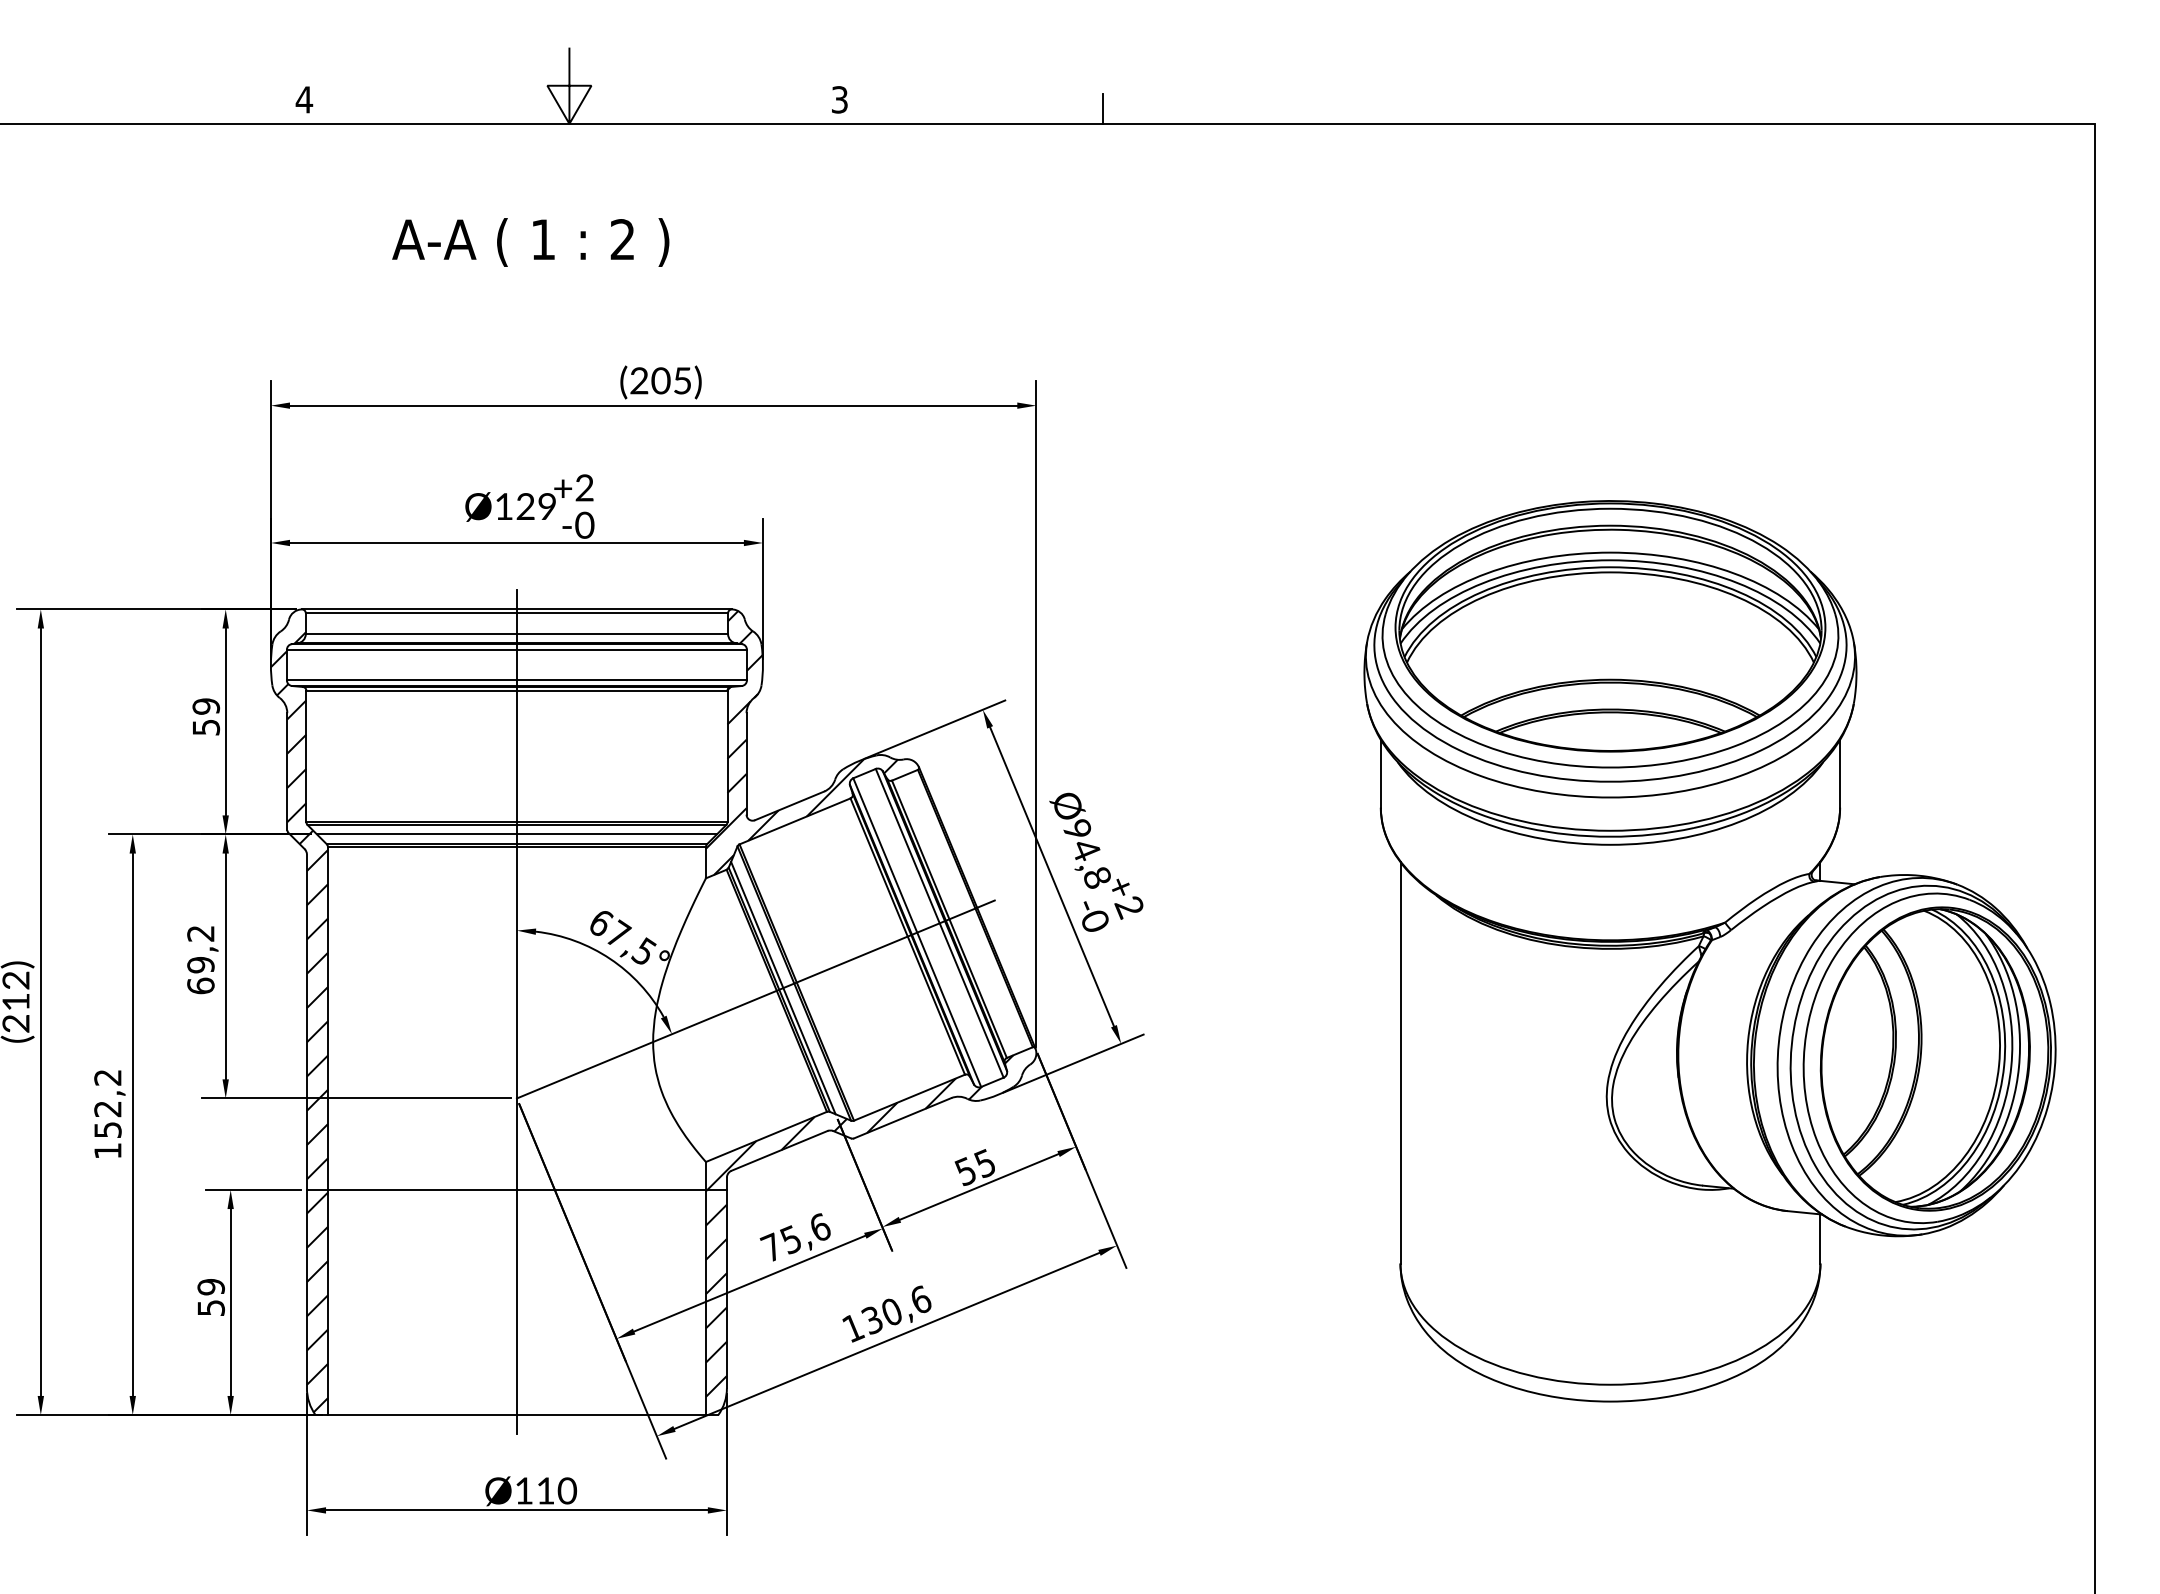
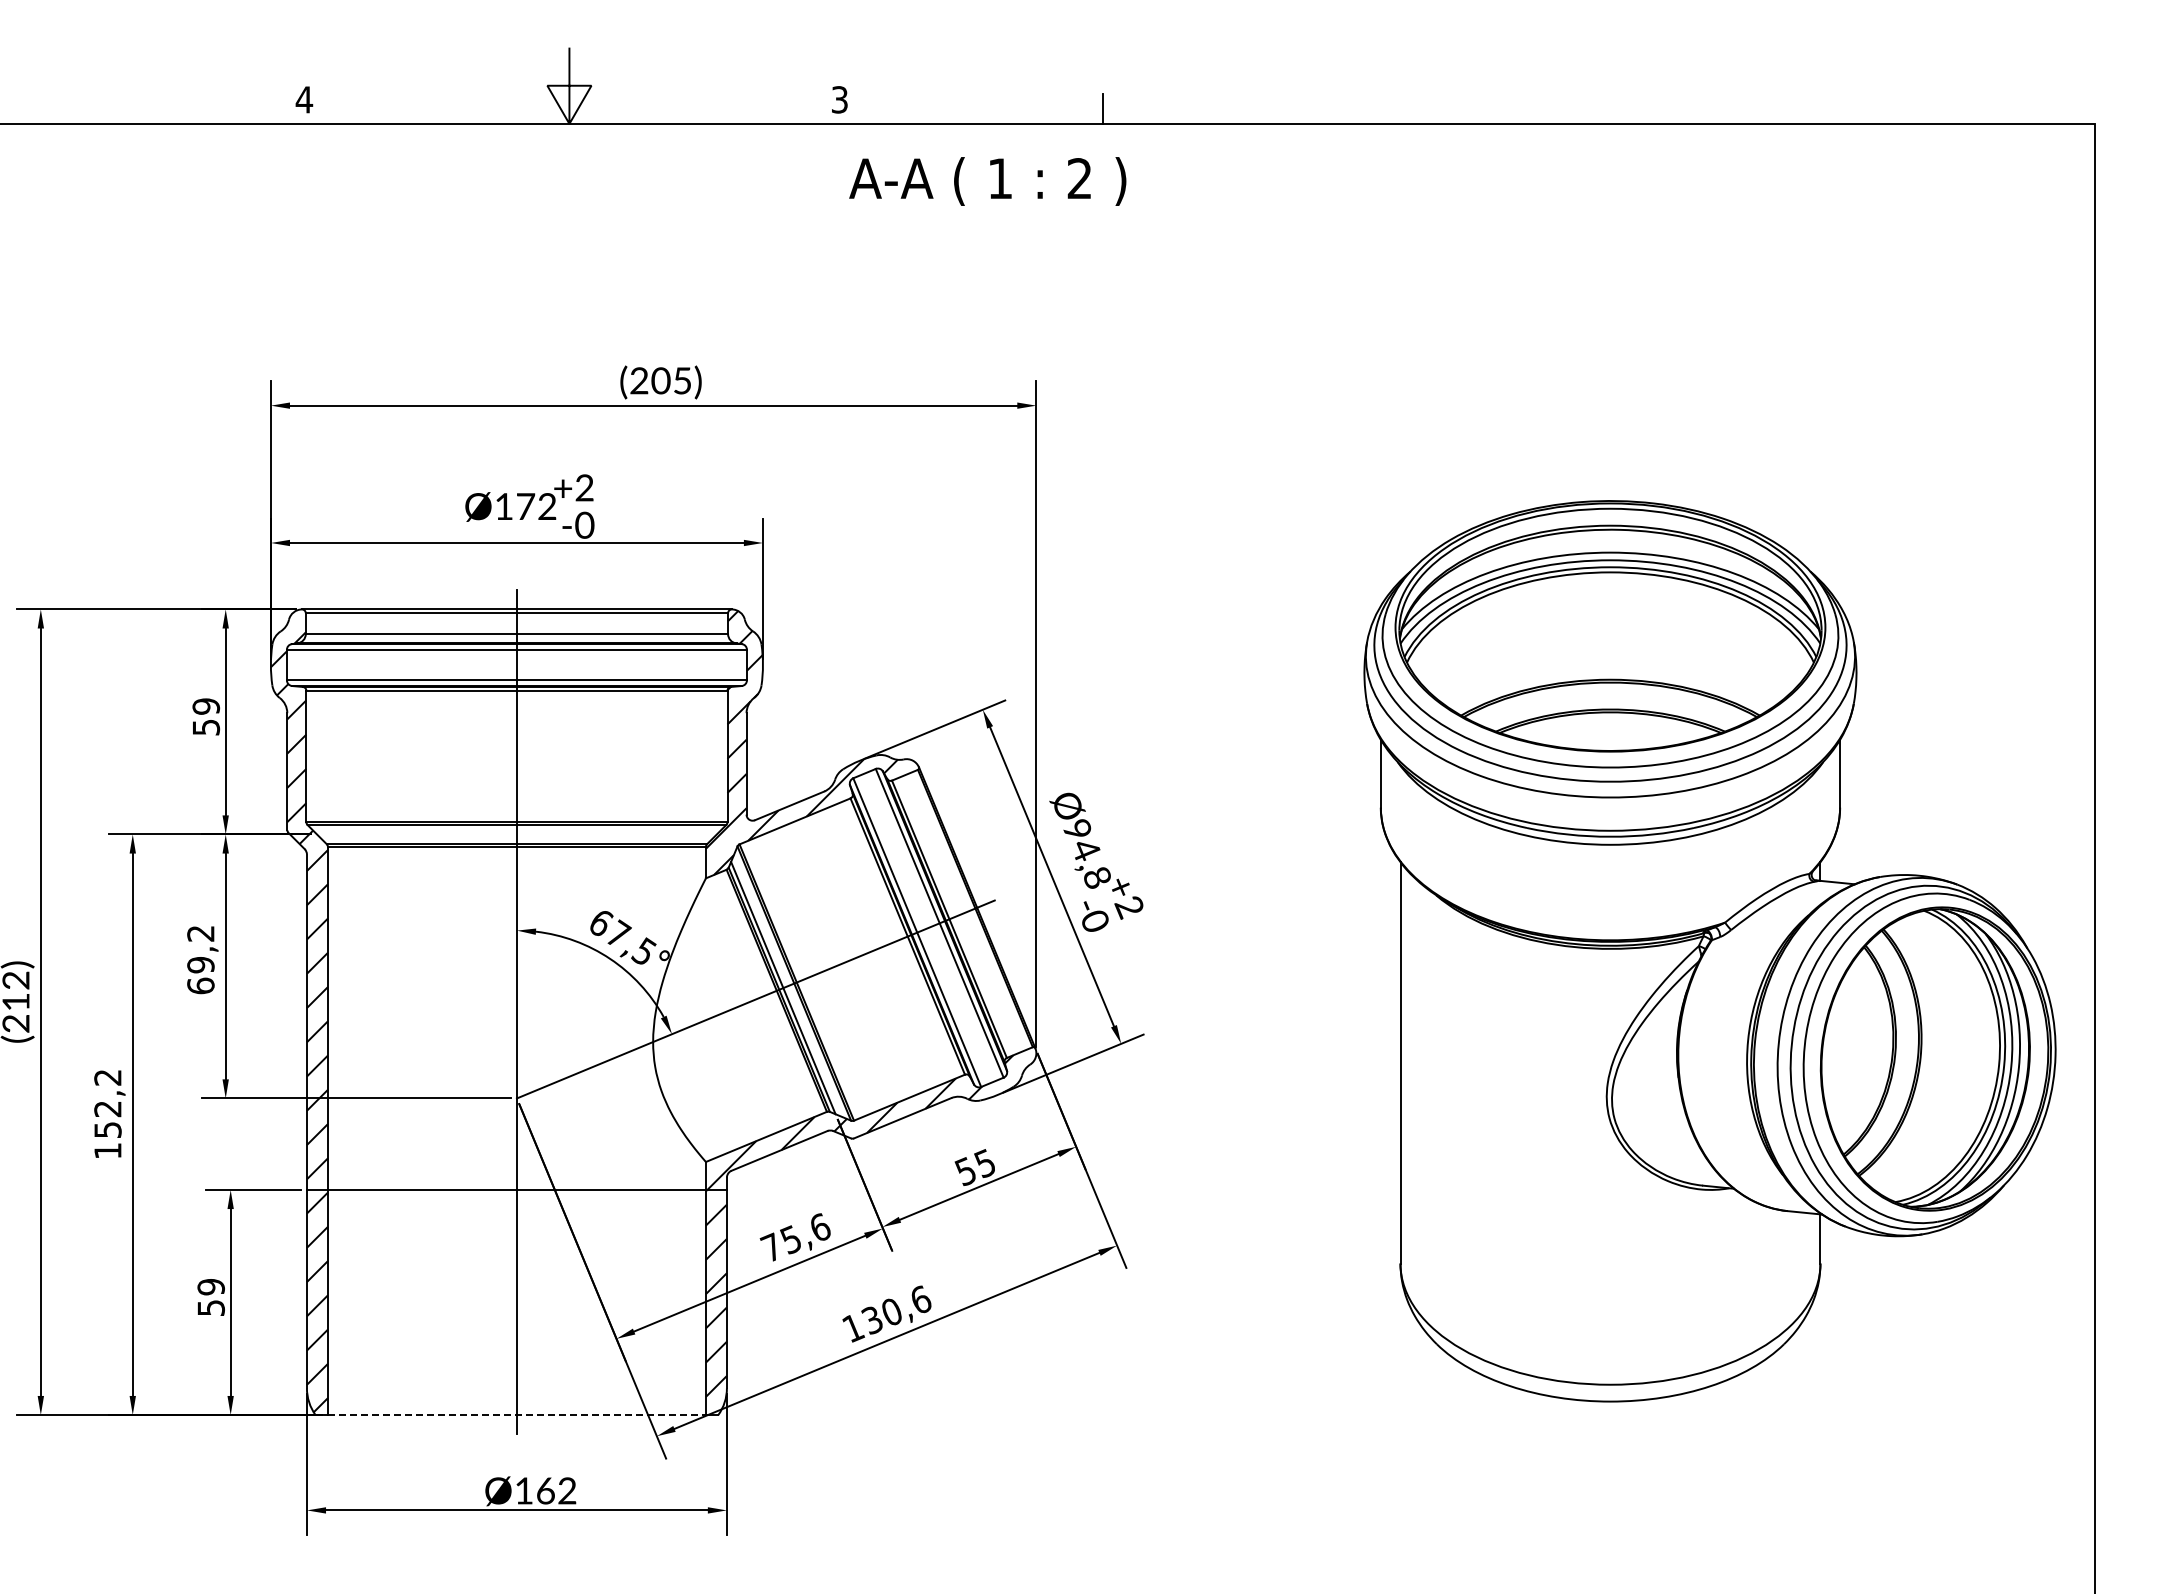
text position: (530, 242) -> (987, 181) (987, 181)
text: Ø129 -> Ø172 (536, 506)
line: present -> none (516, 834)
line: solid -> dashed (517, 1415)
text: Ø110 -> Ø162 (557, 1490)
